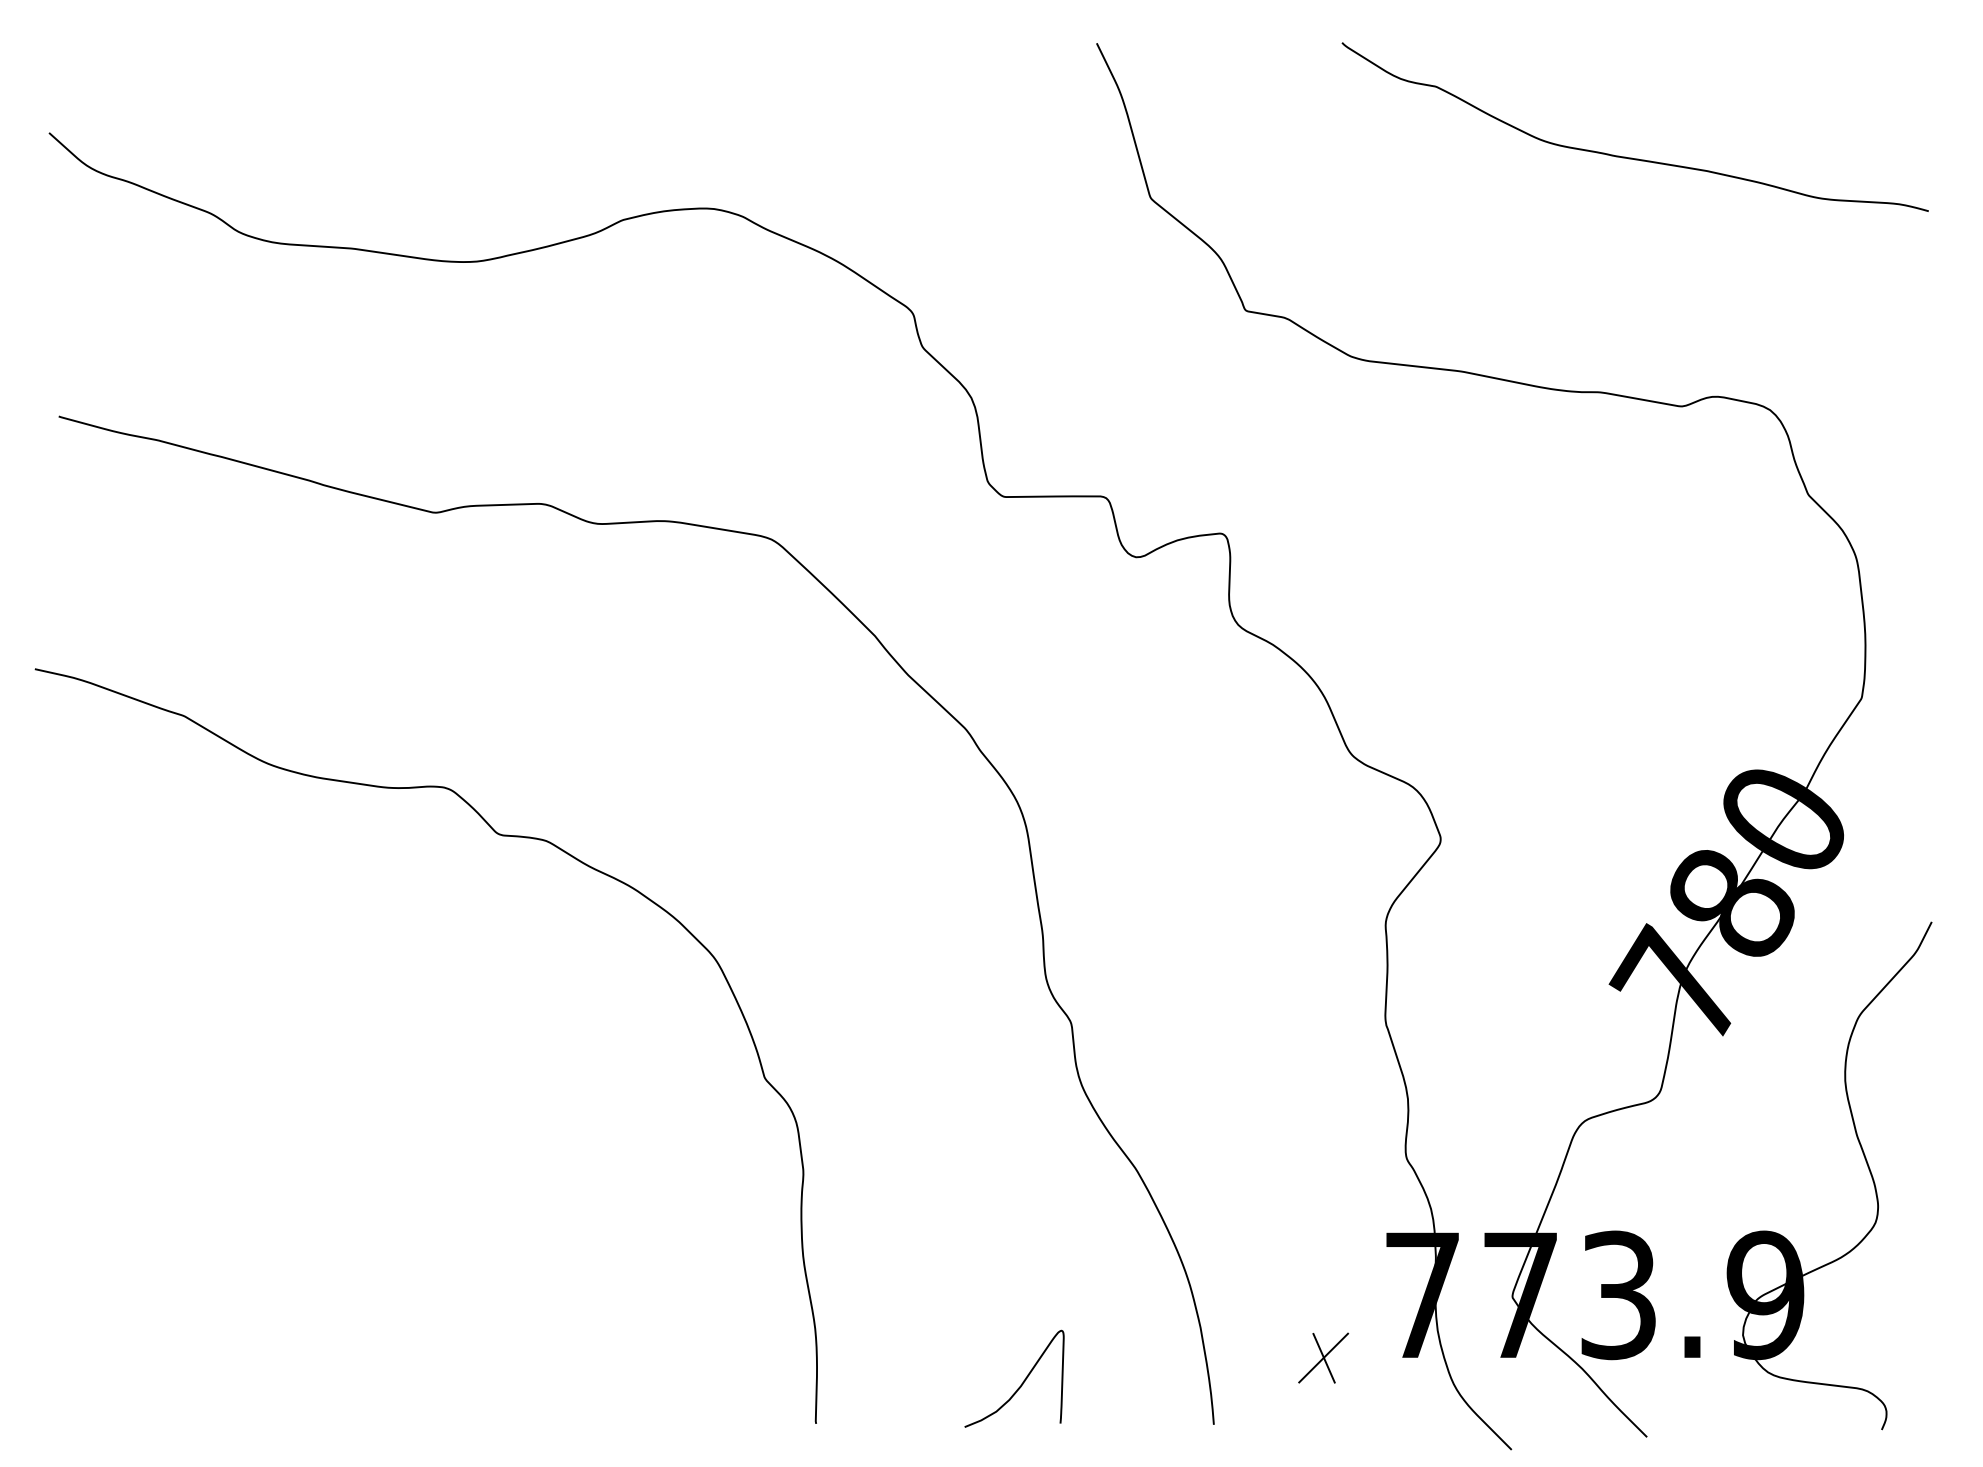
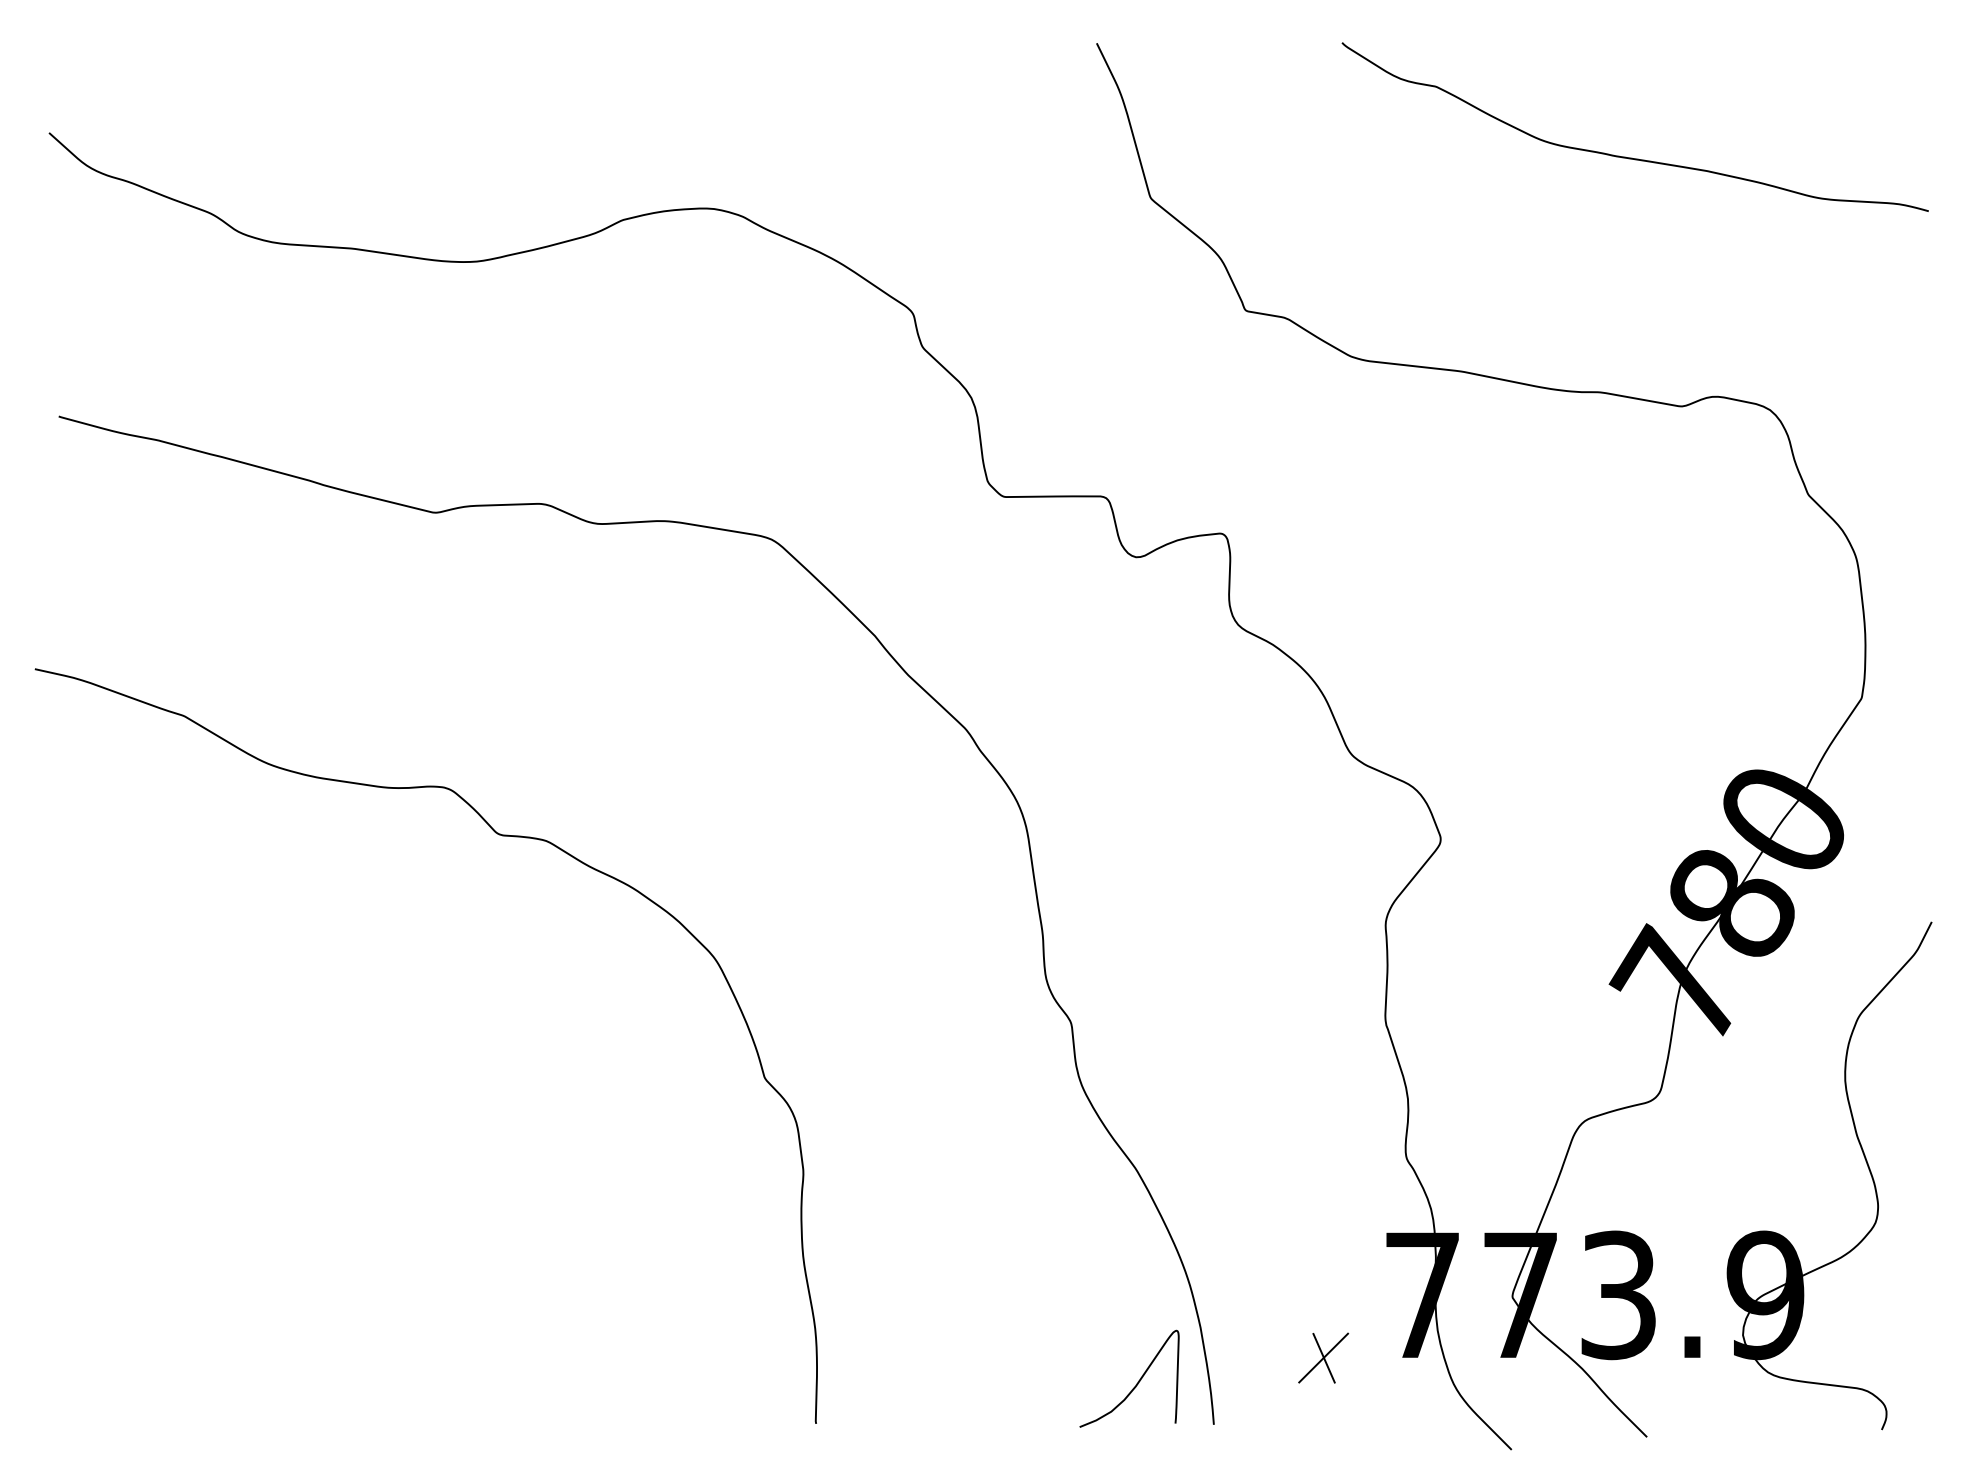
curve position: (1021, 1383) -> (1136, 1383) (1136, 1383)
